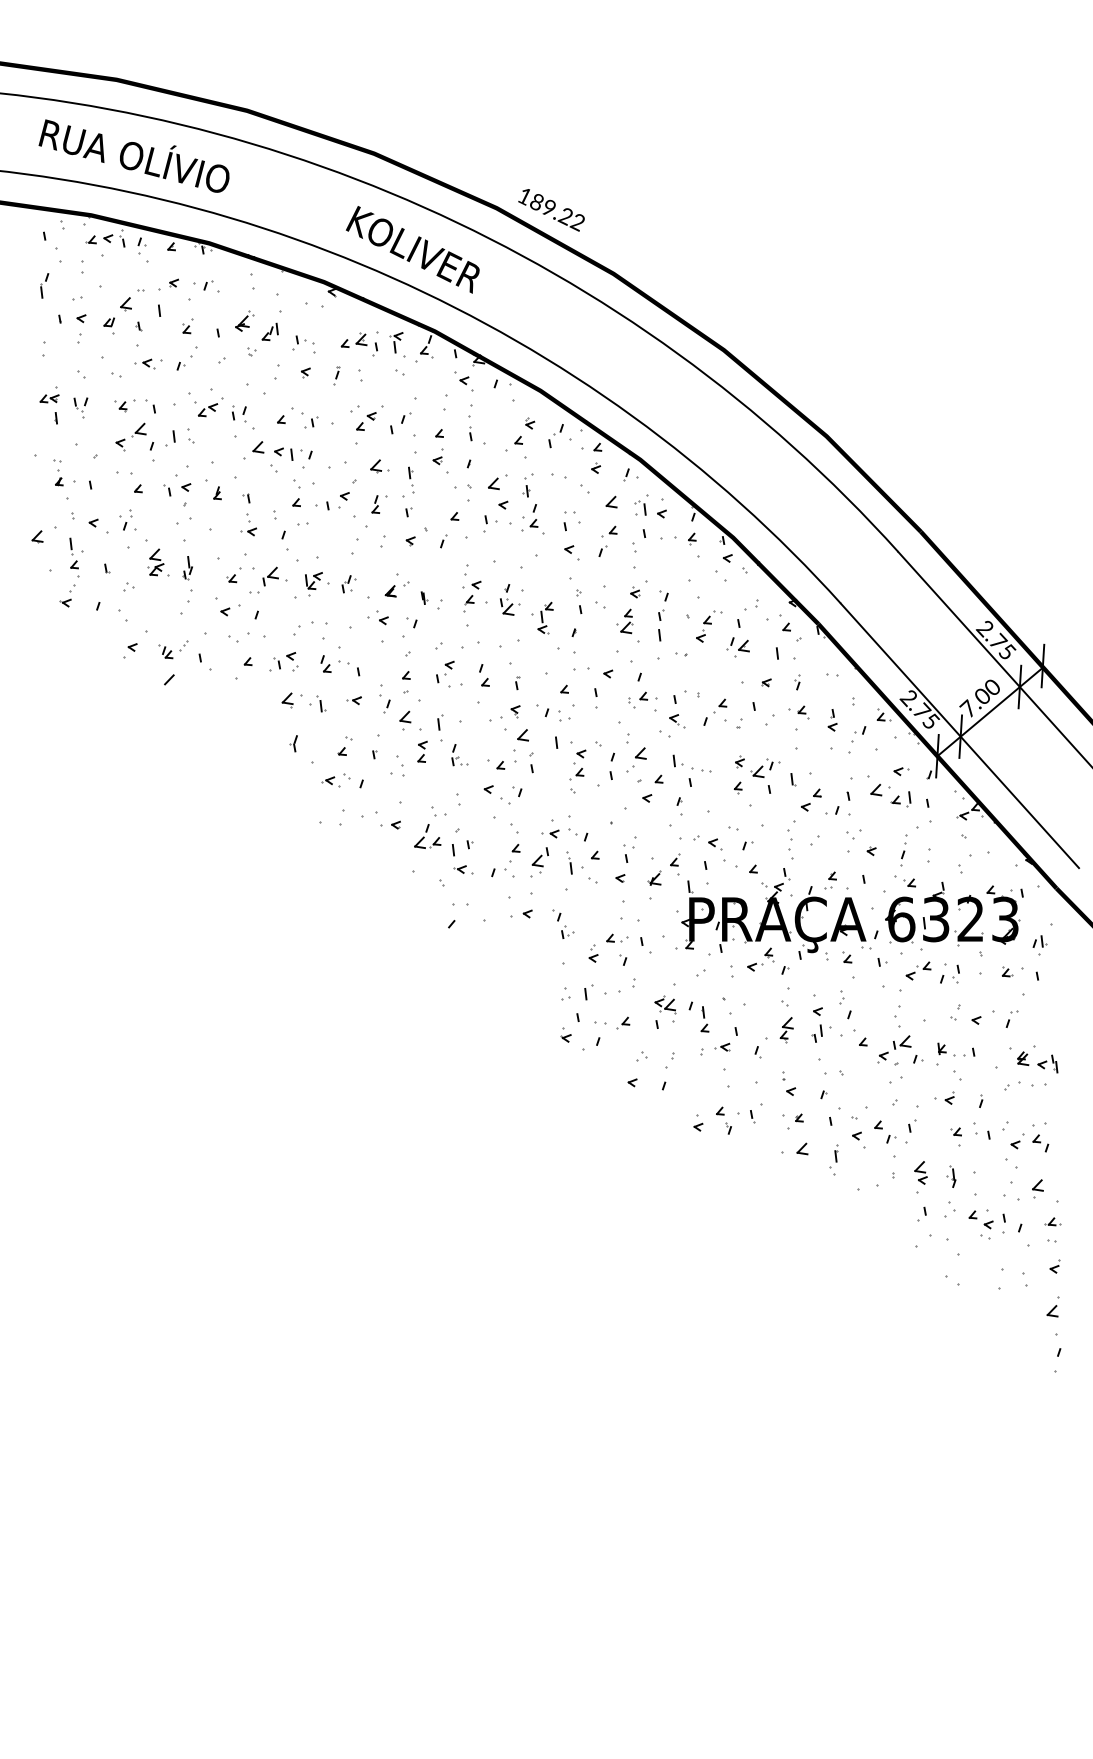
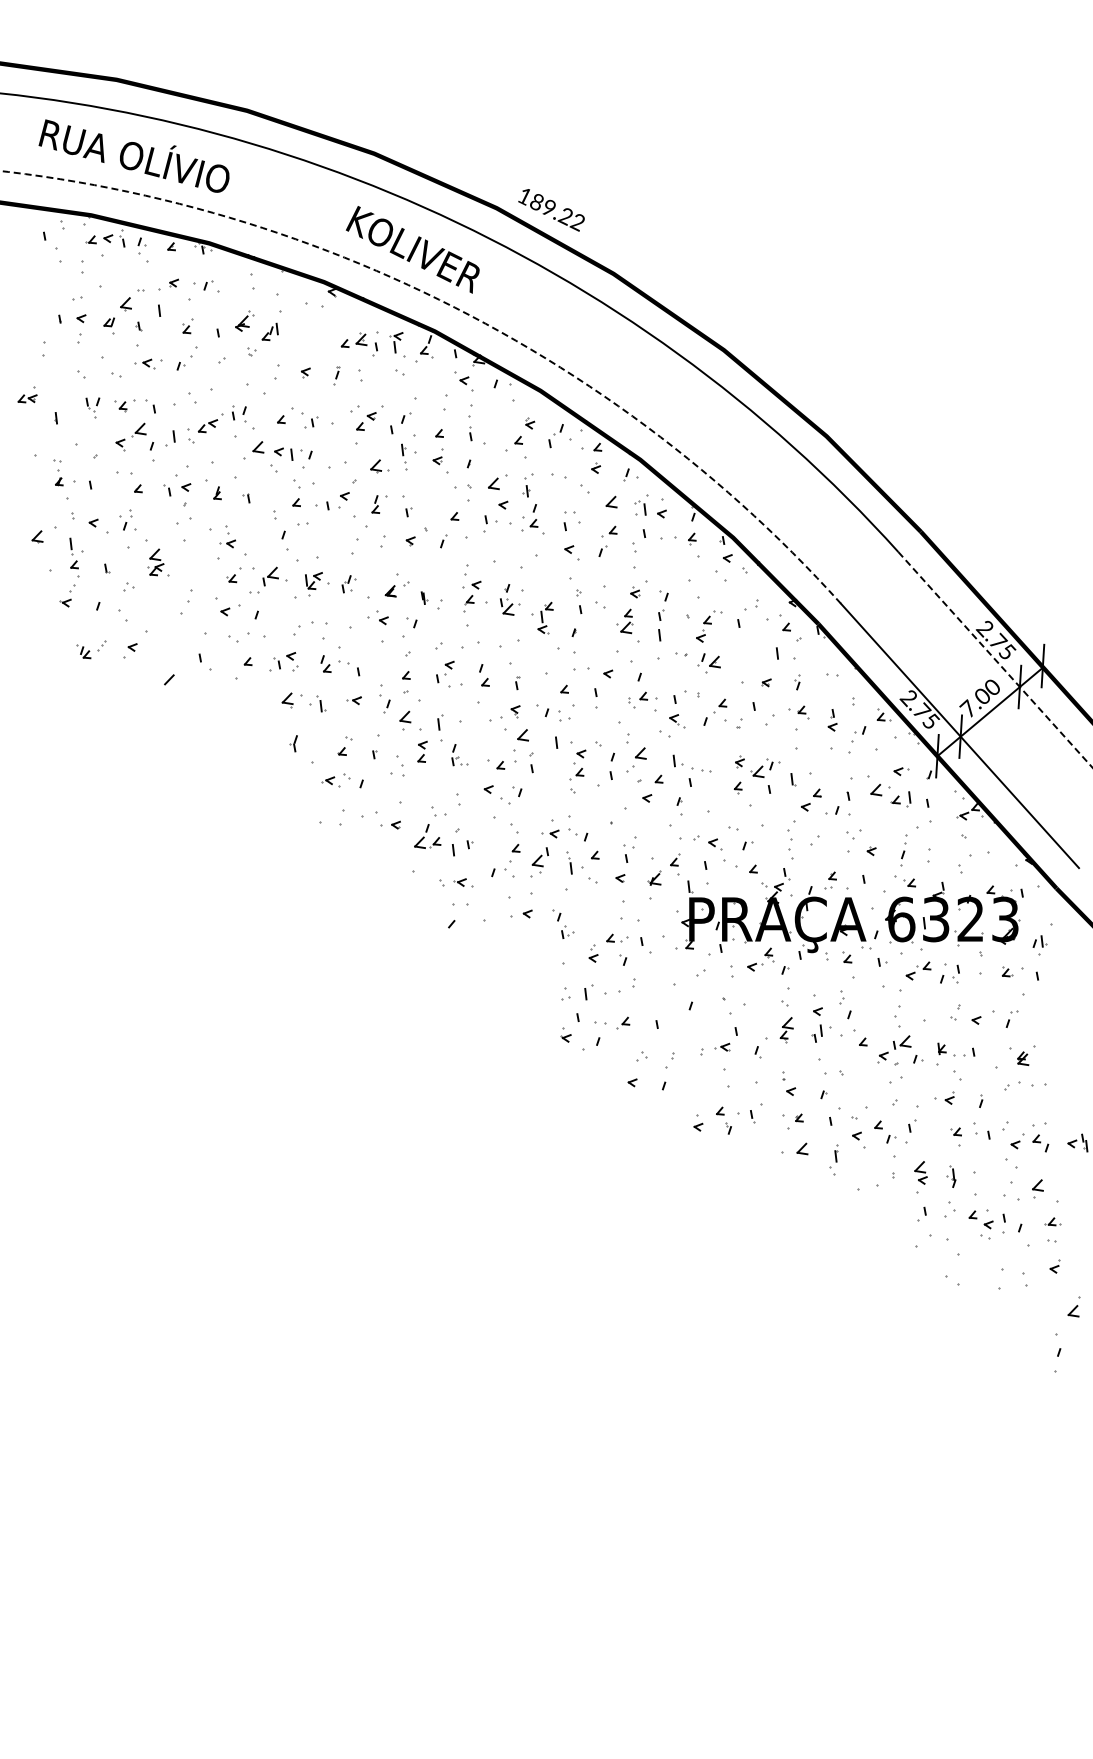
part: present -> none (44, 285)
arc: solid -> dashed (460, 310)
part: present -> none (303, 344)
part position: (49, 394) -> (27, 394) (27, 394)
part position: (80, 407) -> (92, 407) (92, 407)
part position: (210, 407) -> (210, 423) (210, 423)
part position: (411, 479) -> (404, 456) (404, 456)
part position: (248, 524) -> (227, 536) (227, 536)
part: present -> none (187, 568)
part position: (737, 647) -> (708, 663) (708, 663)
part position: (173, 649) -> (91, 649) (91, 649)
line: solid -> dashed (995, 660)
part position: (463, 869) -> (463, 882) (463, 882)
part: present -> none (665, 1008)
part: present -> none (704, 1019)
part position: (1047, 1063) -> (1077, 1142) (1077, 1142)
part position: (1052, 1306) -> (1073, 1306) (1073, 1306)
